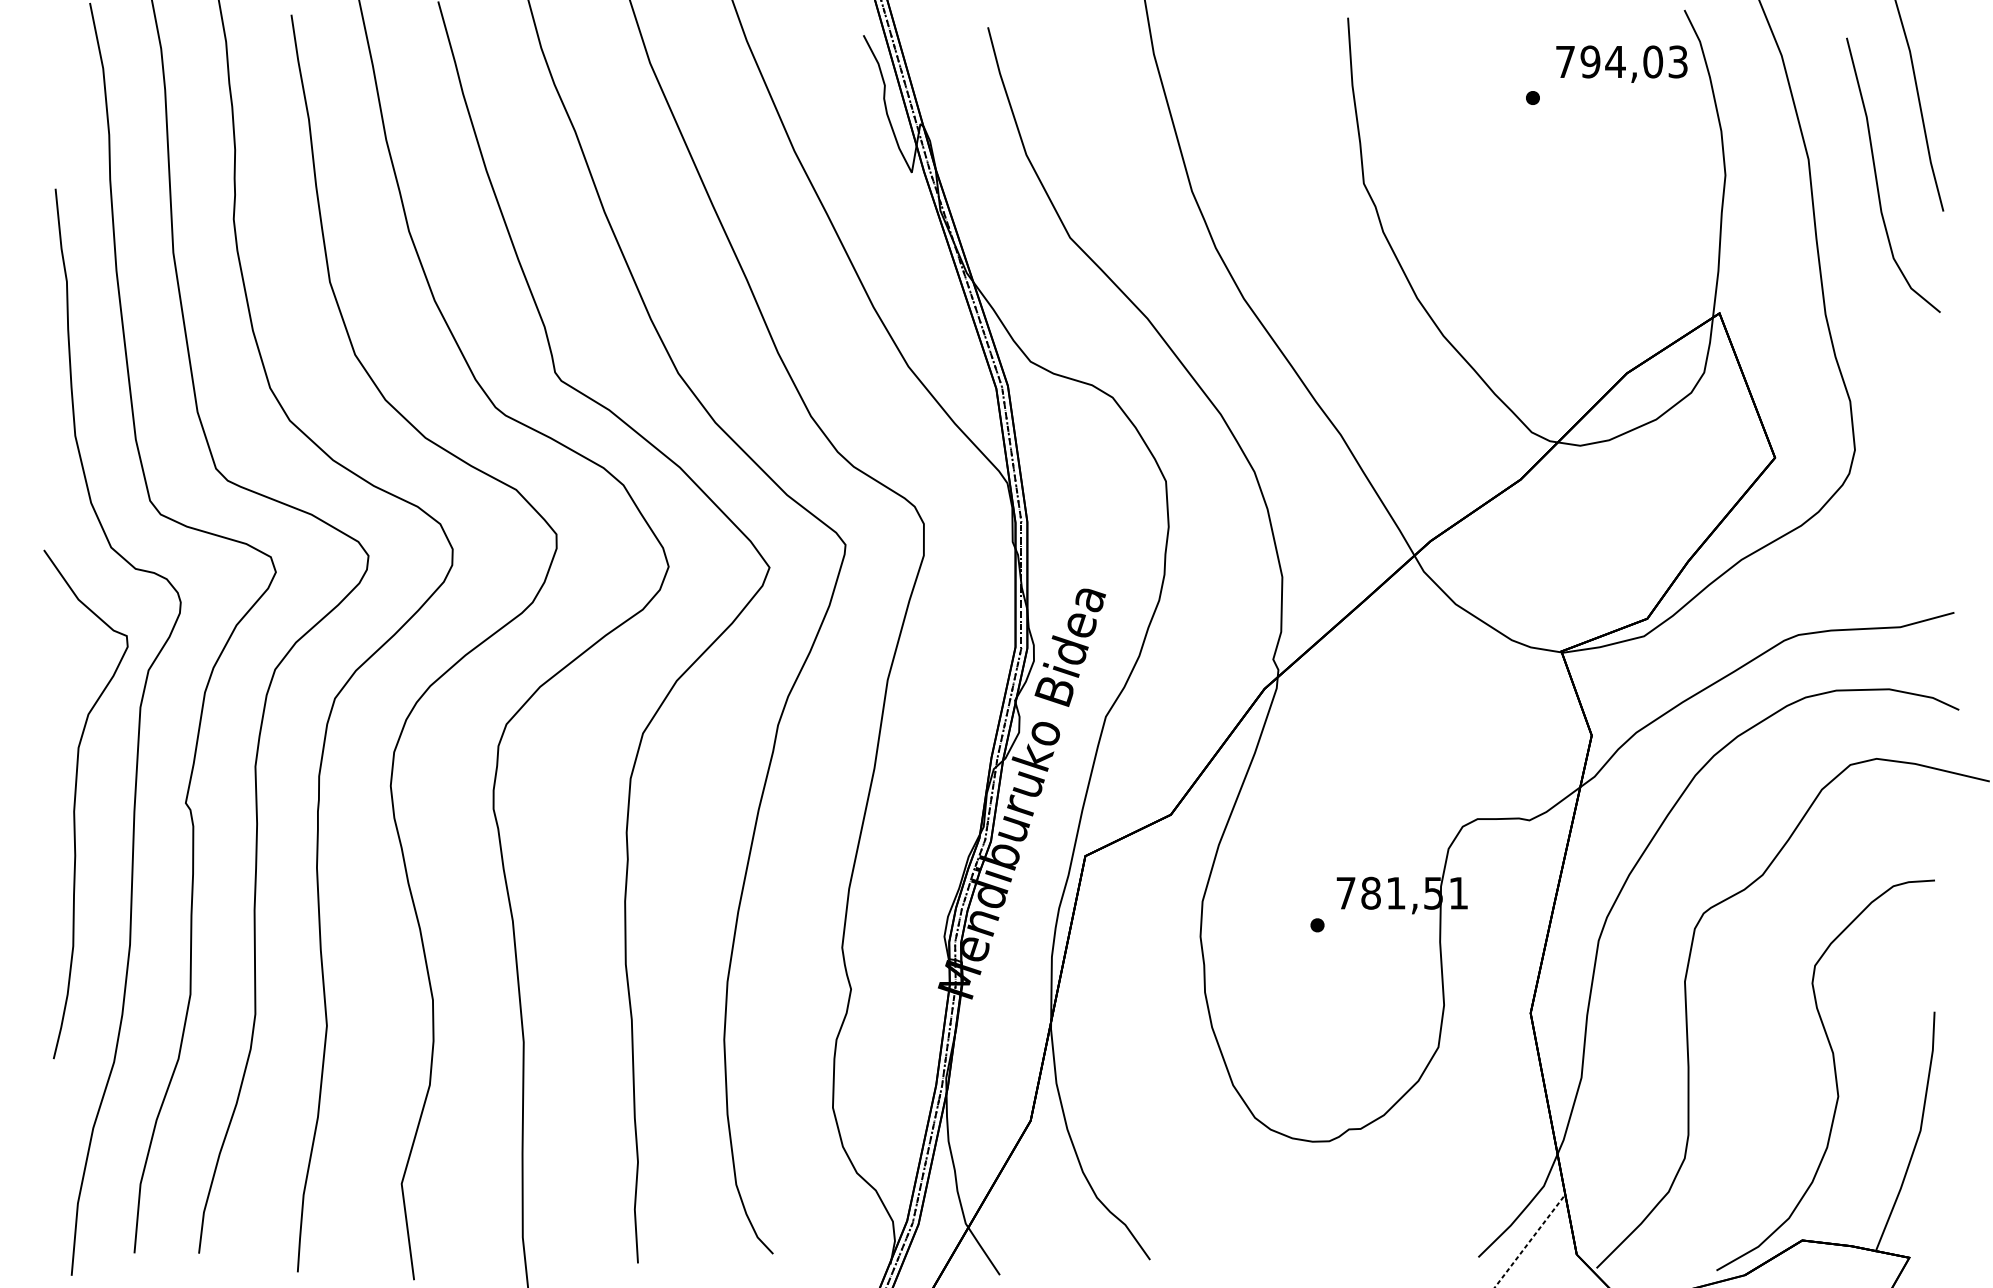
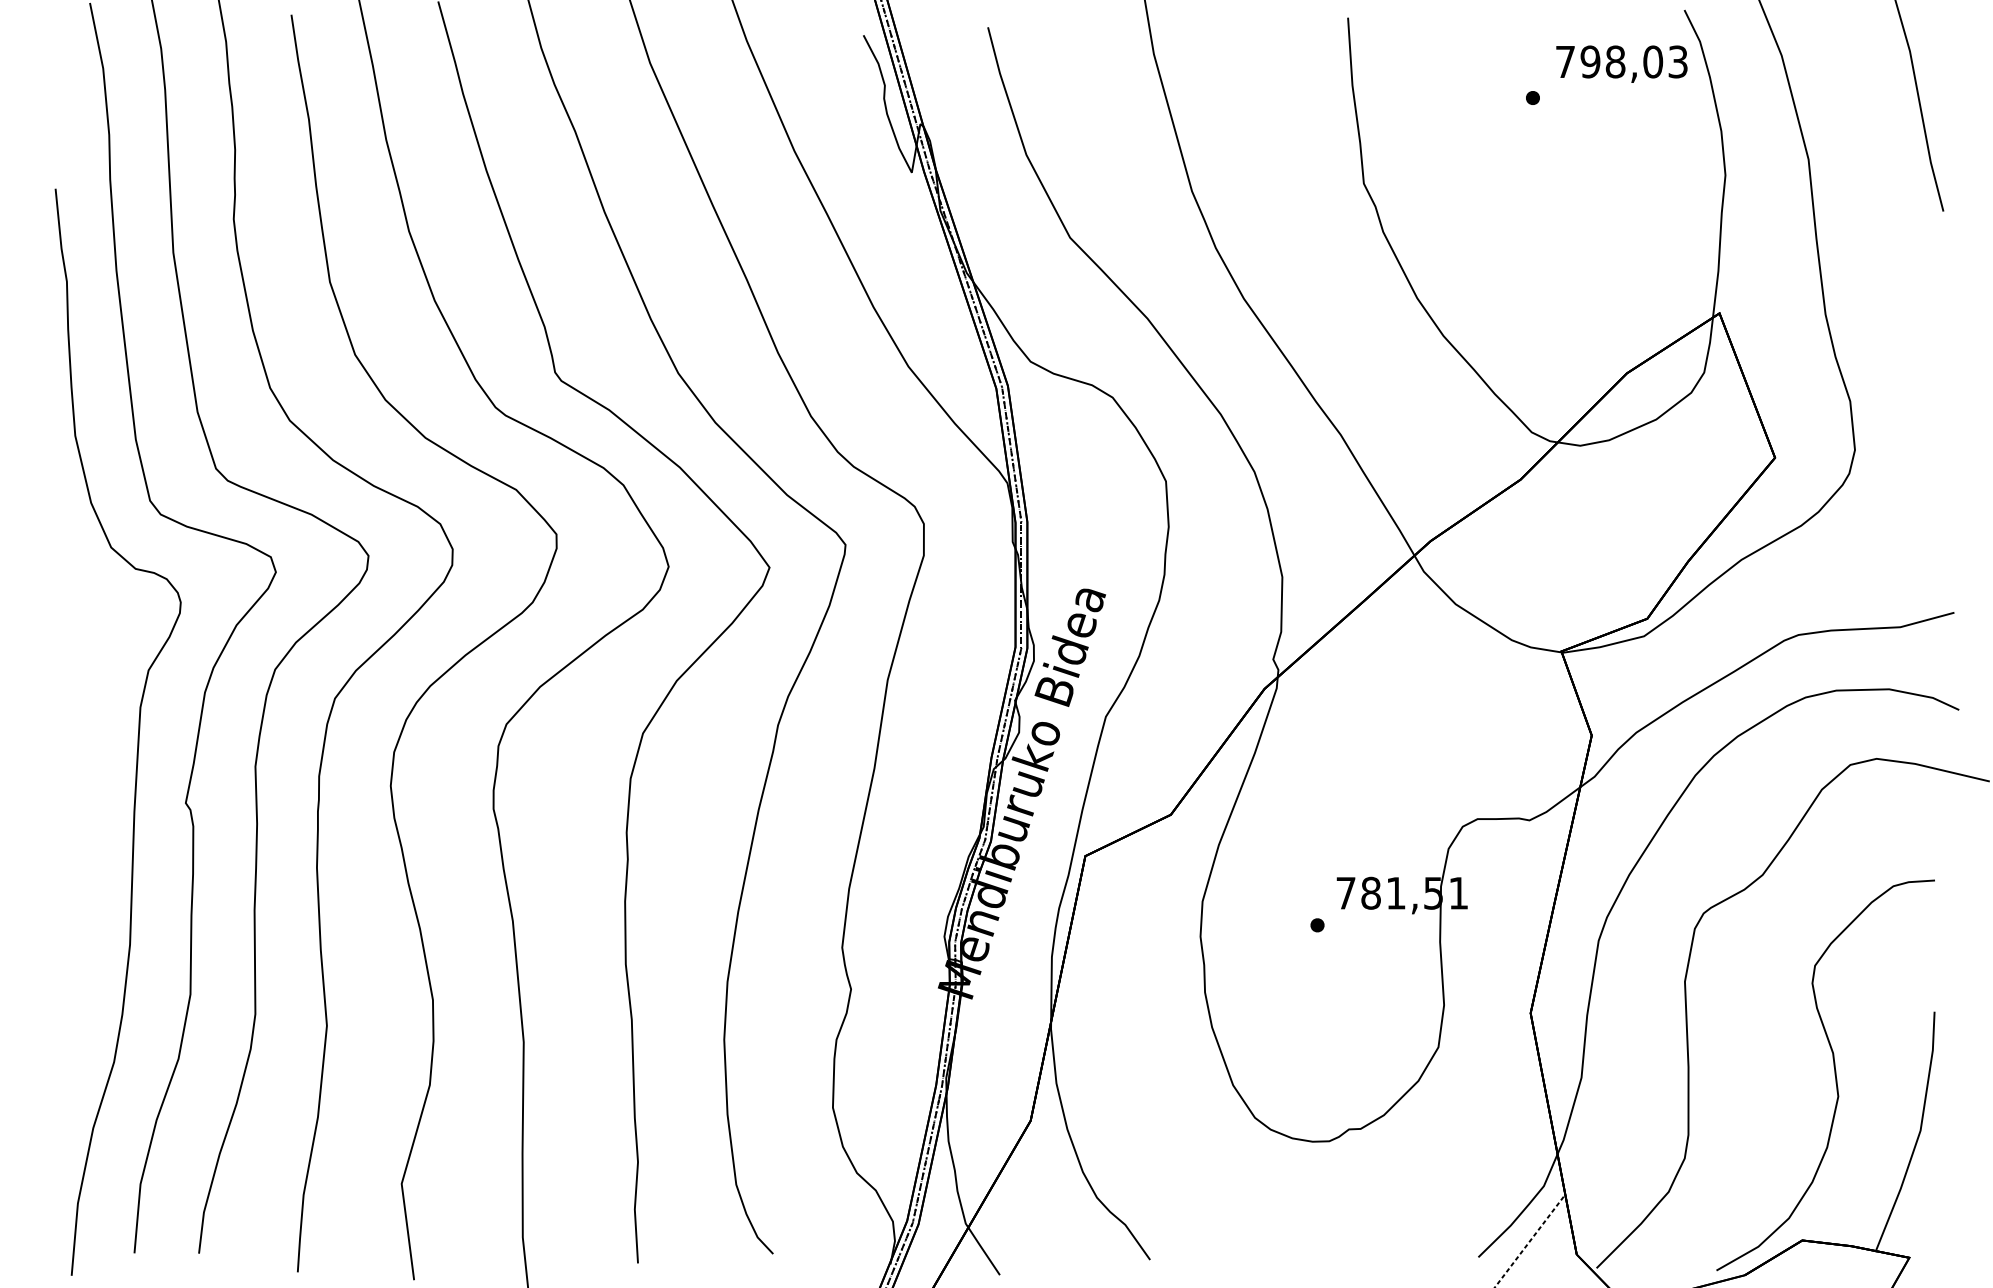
text: 794,03 -> 798,03 (1615, 61)
curve: present -> none (1877, 178)
curve: present -> none (75, 804)
